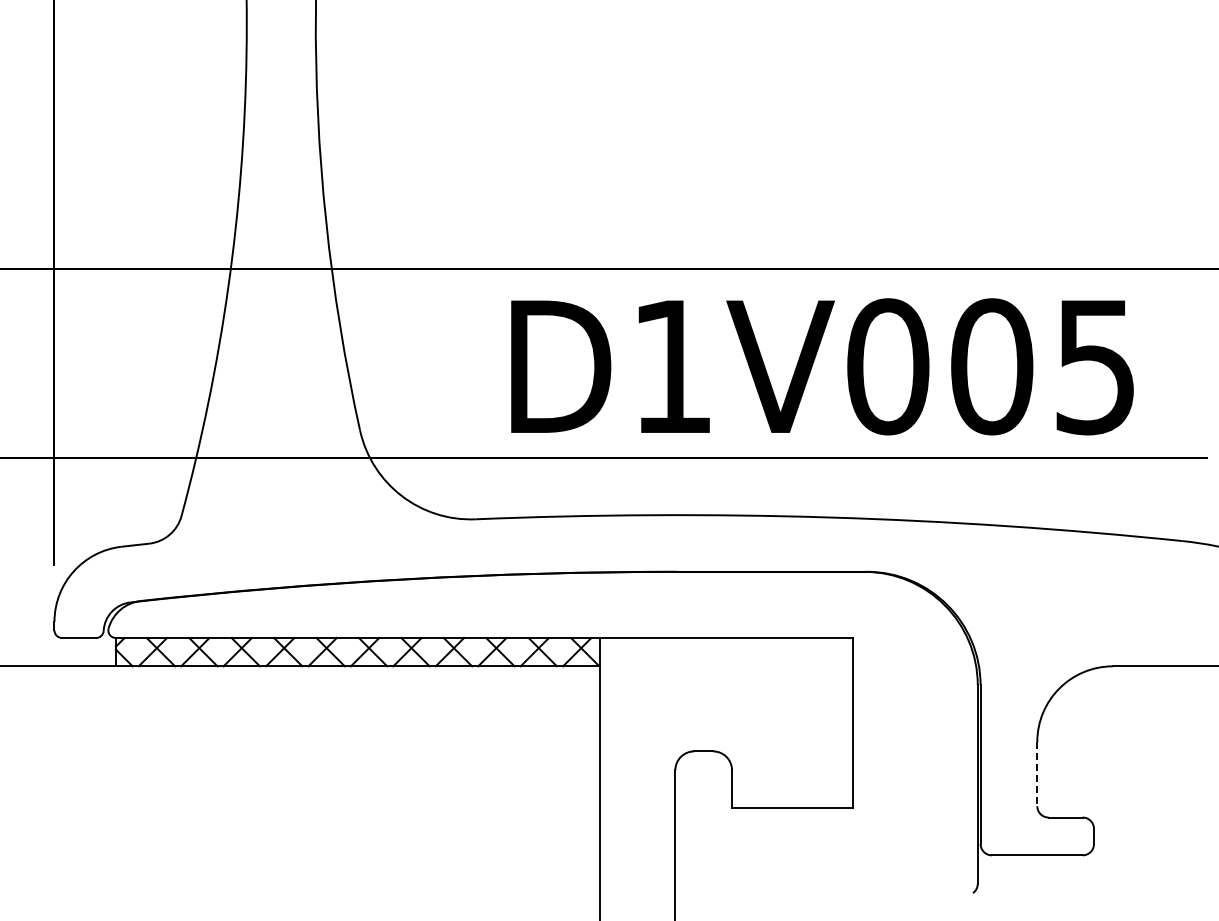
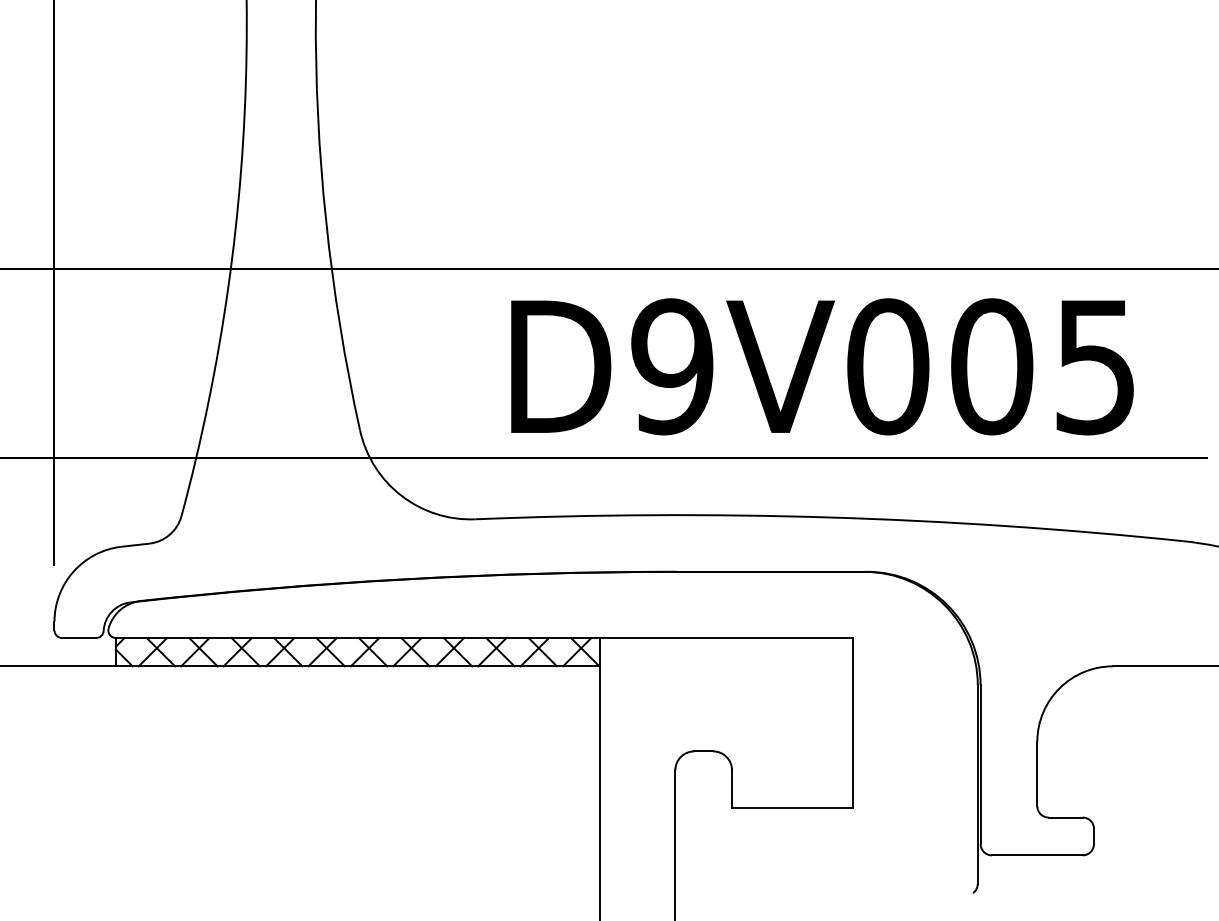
text: D1V005 -> D9V005 (672, 366)
line: dashed -> solid (1037, 774)
